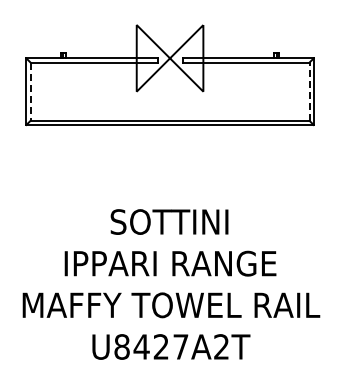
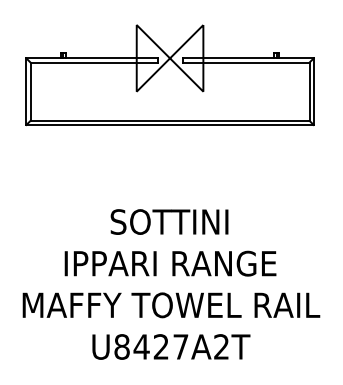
line: dashed -> solid (309, 91)
line: dashed -> solid (30, 92)
